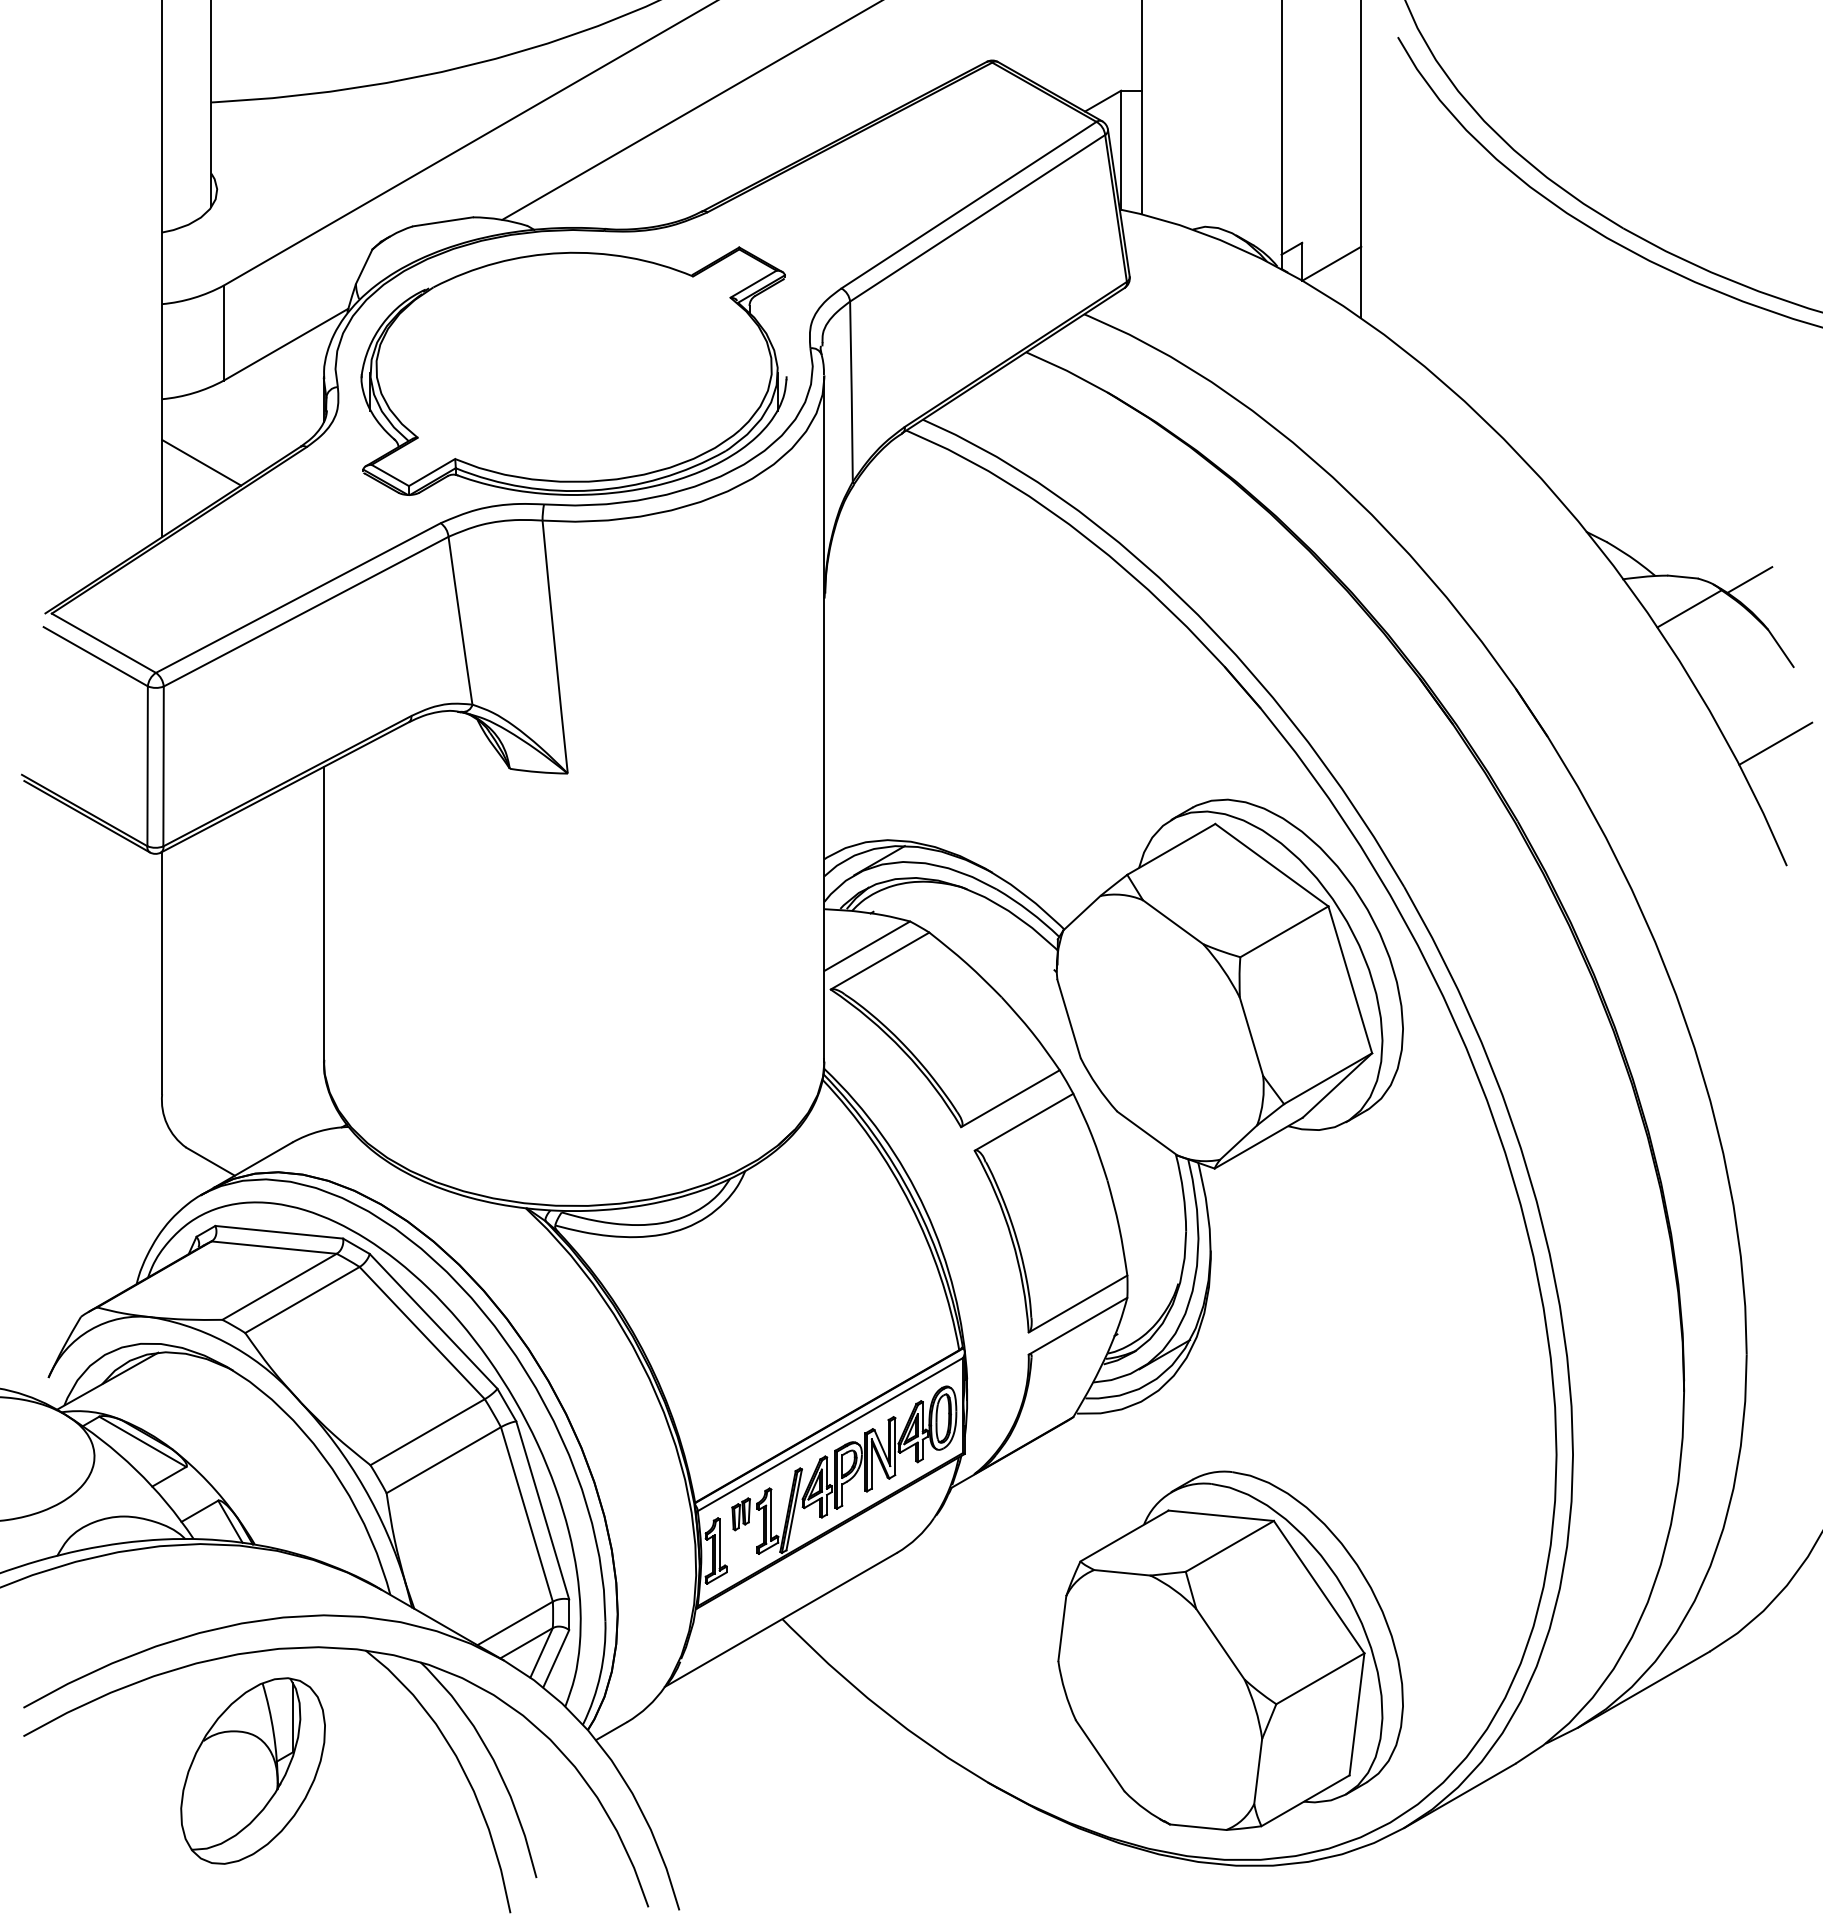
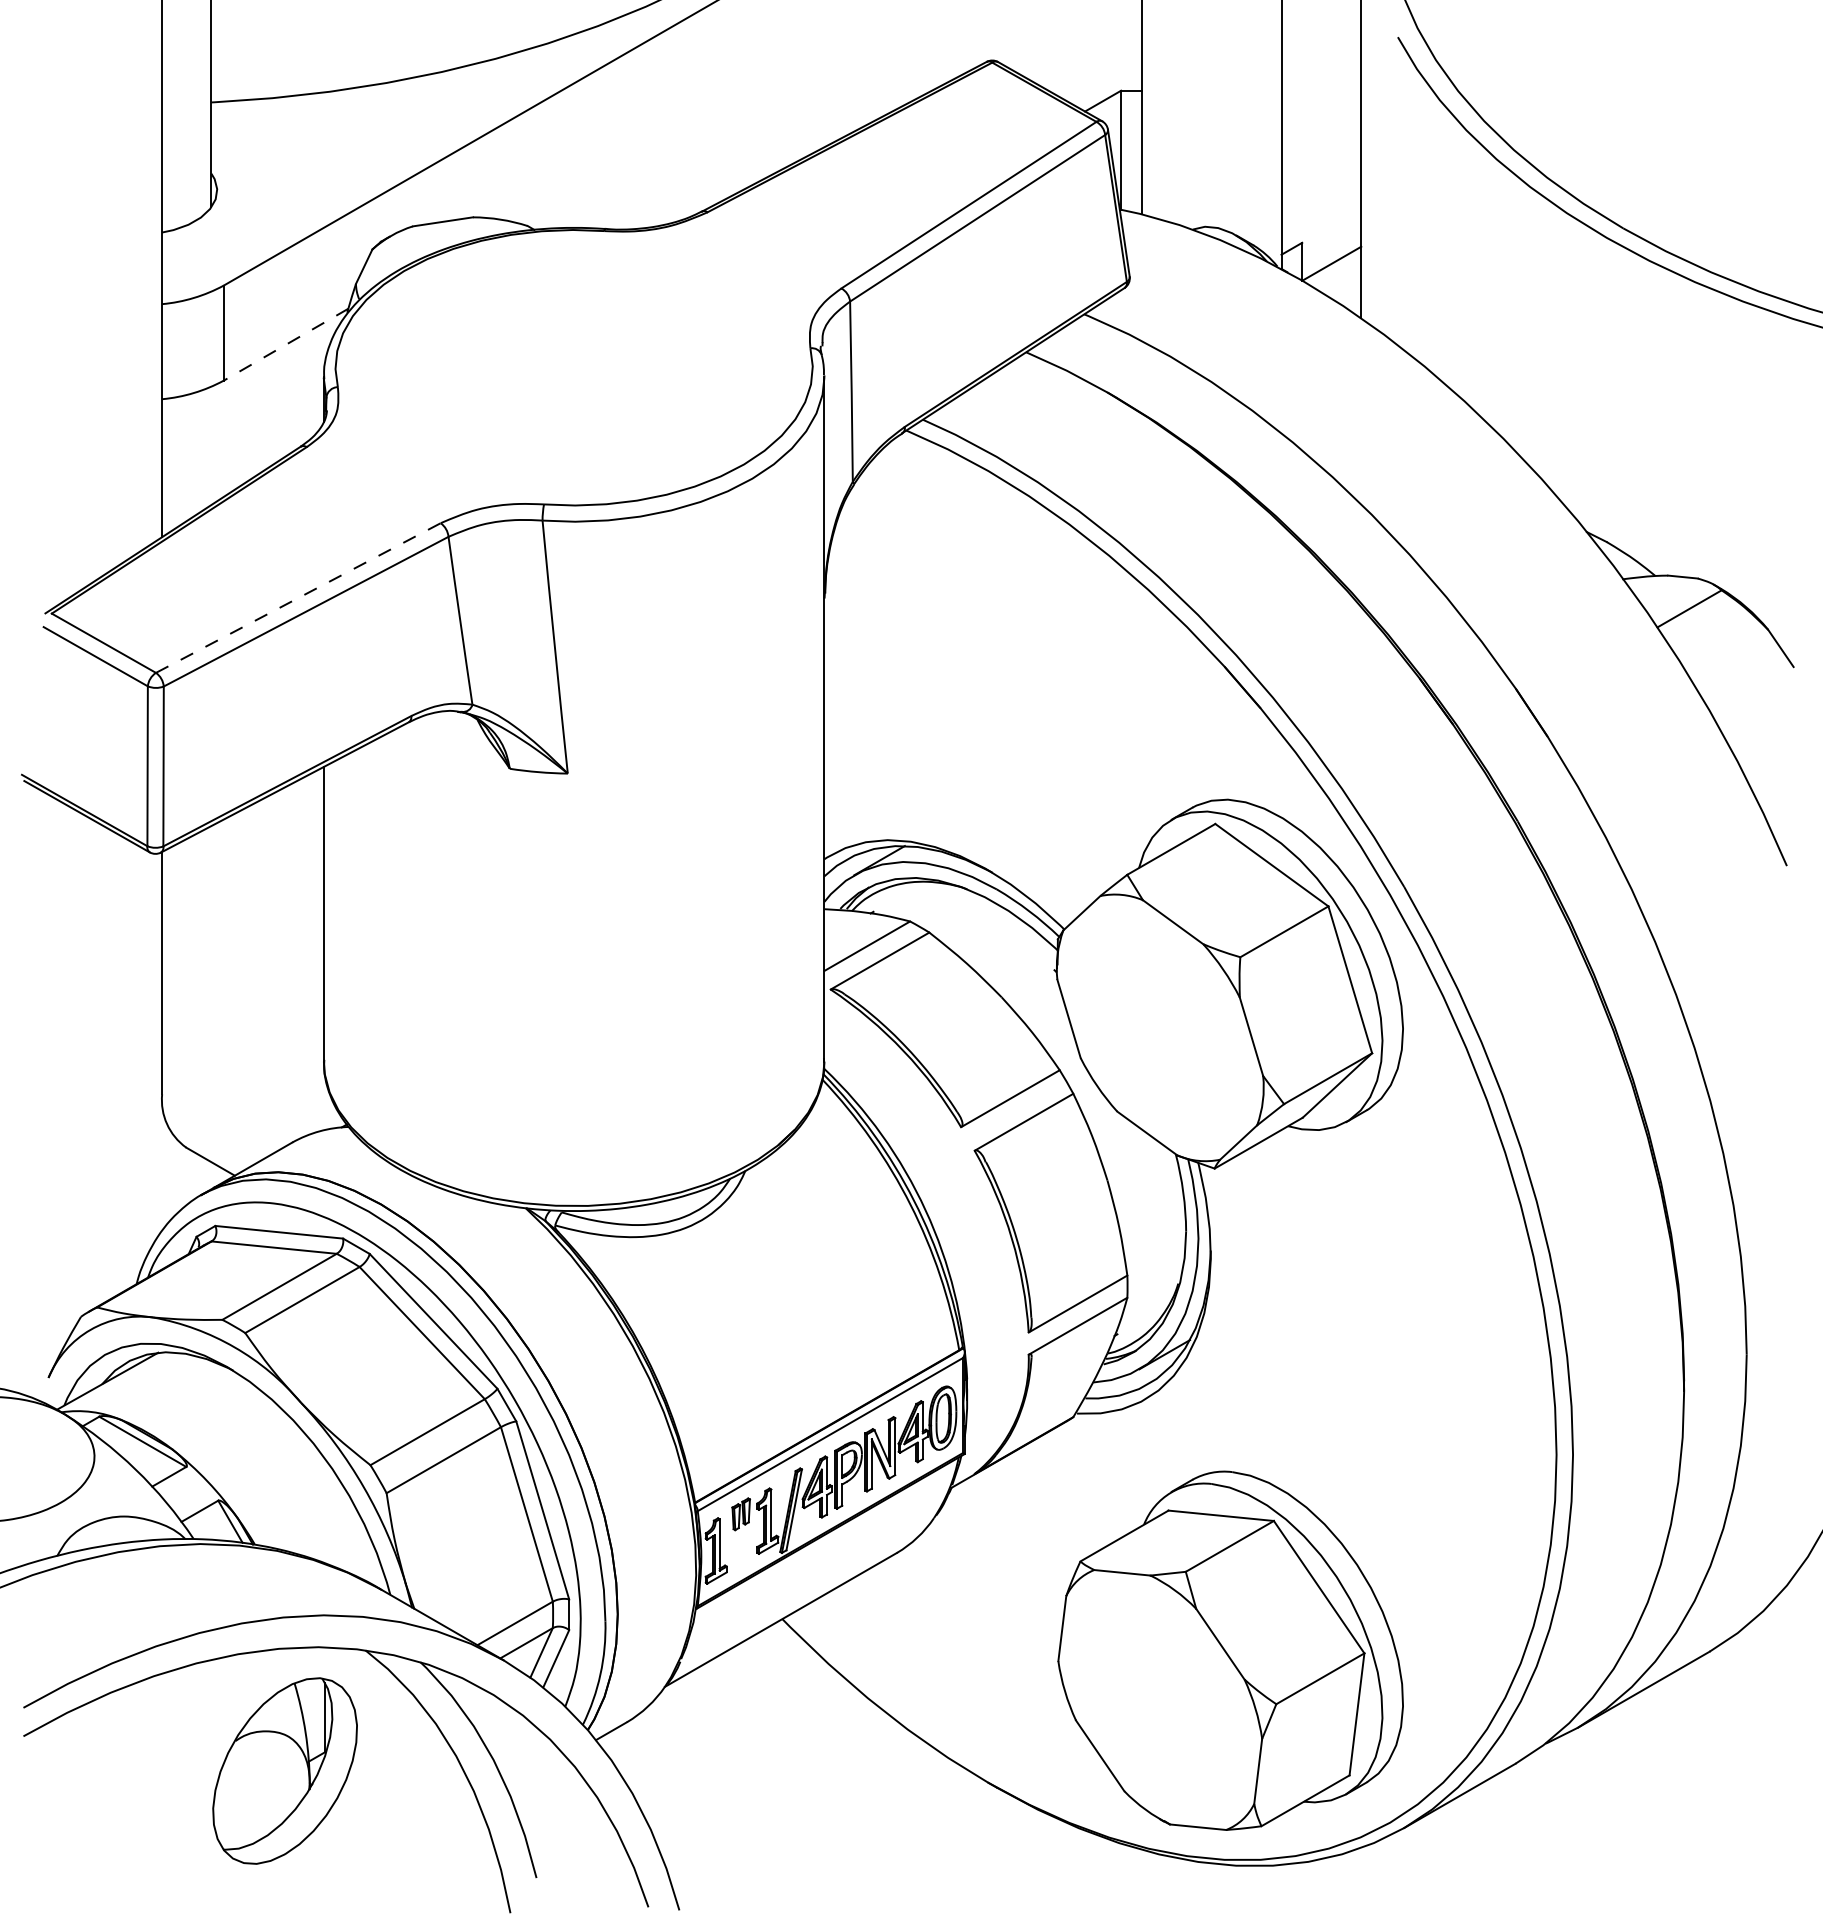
line: present -> none (690, 110)
line: solid -> dashed (286, 344)
part: present -> none (573, 370)
line: present -> none (201, 462)
line: present -> none (1749, 579)
line: solid -> dashed (298, 598)
line: present -> none (1775, 743)
part position: (252, 1770) -> (284, 1770) (284, 1770)
